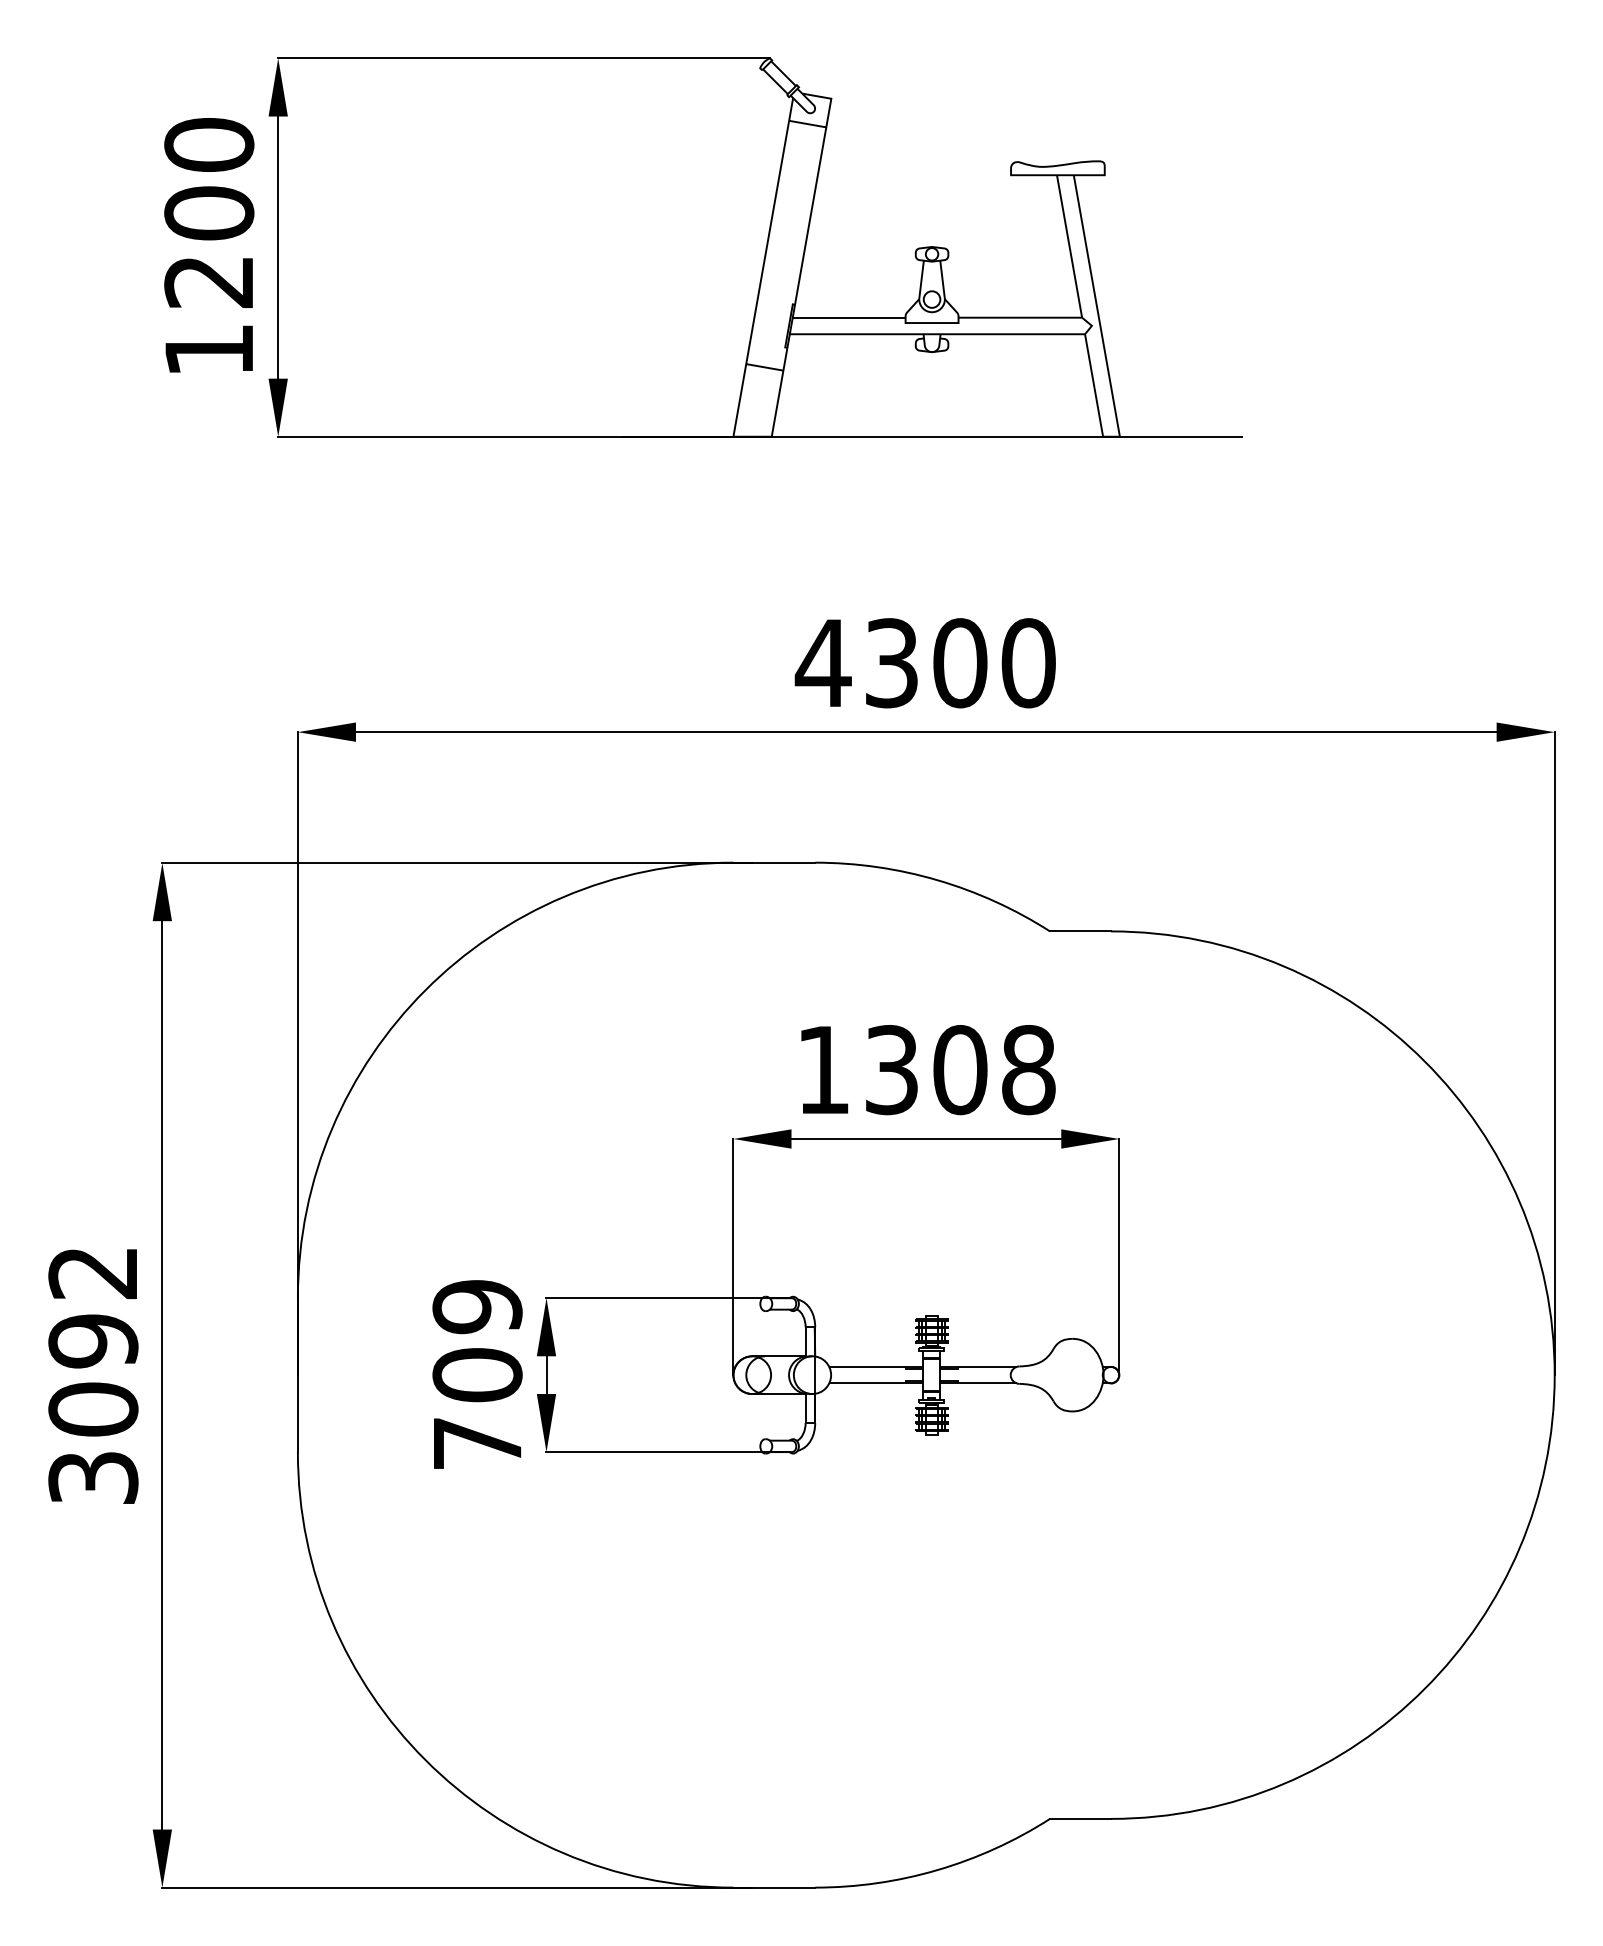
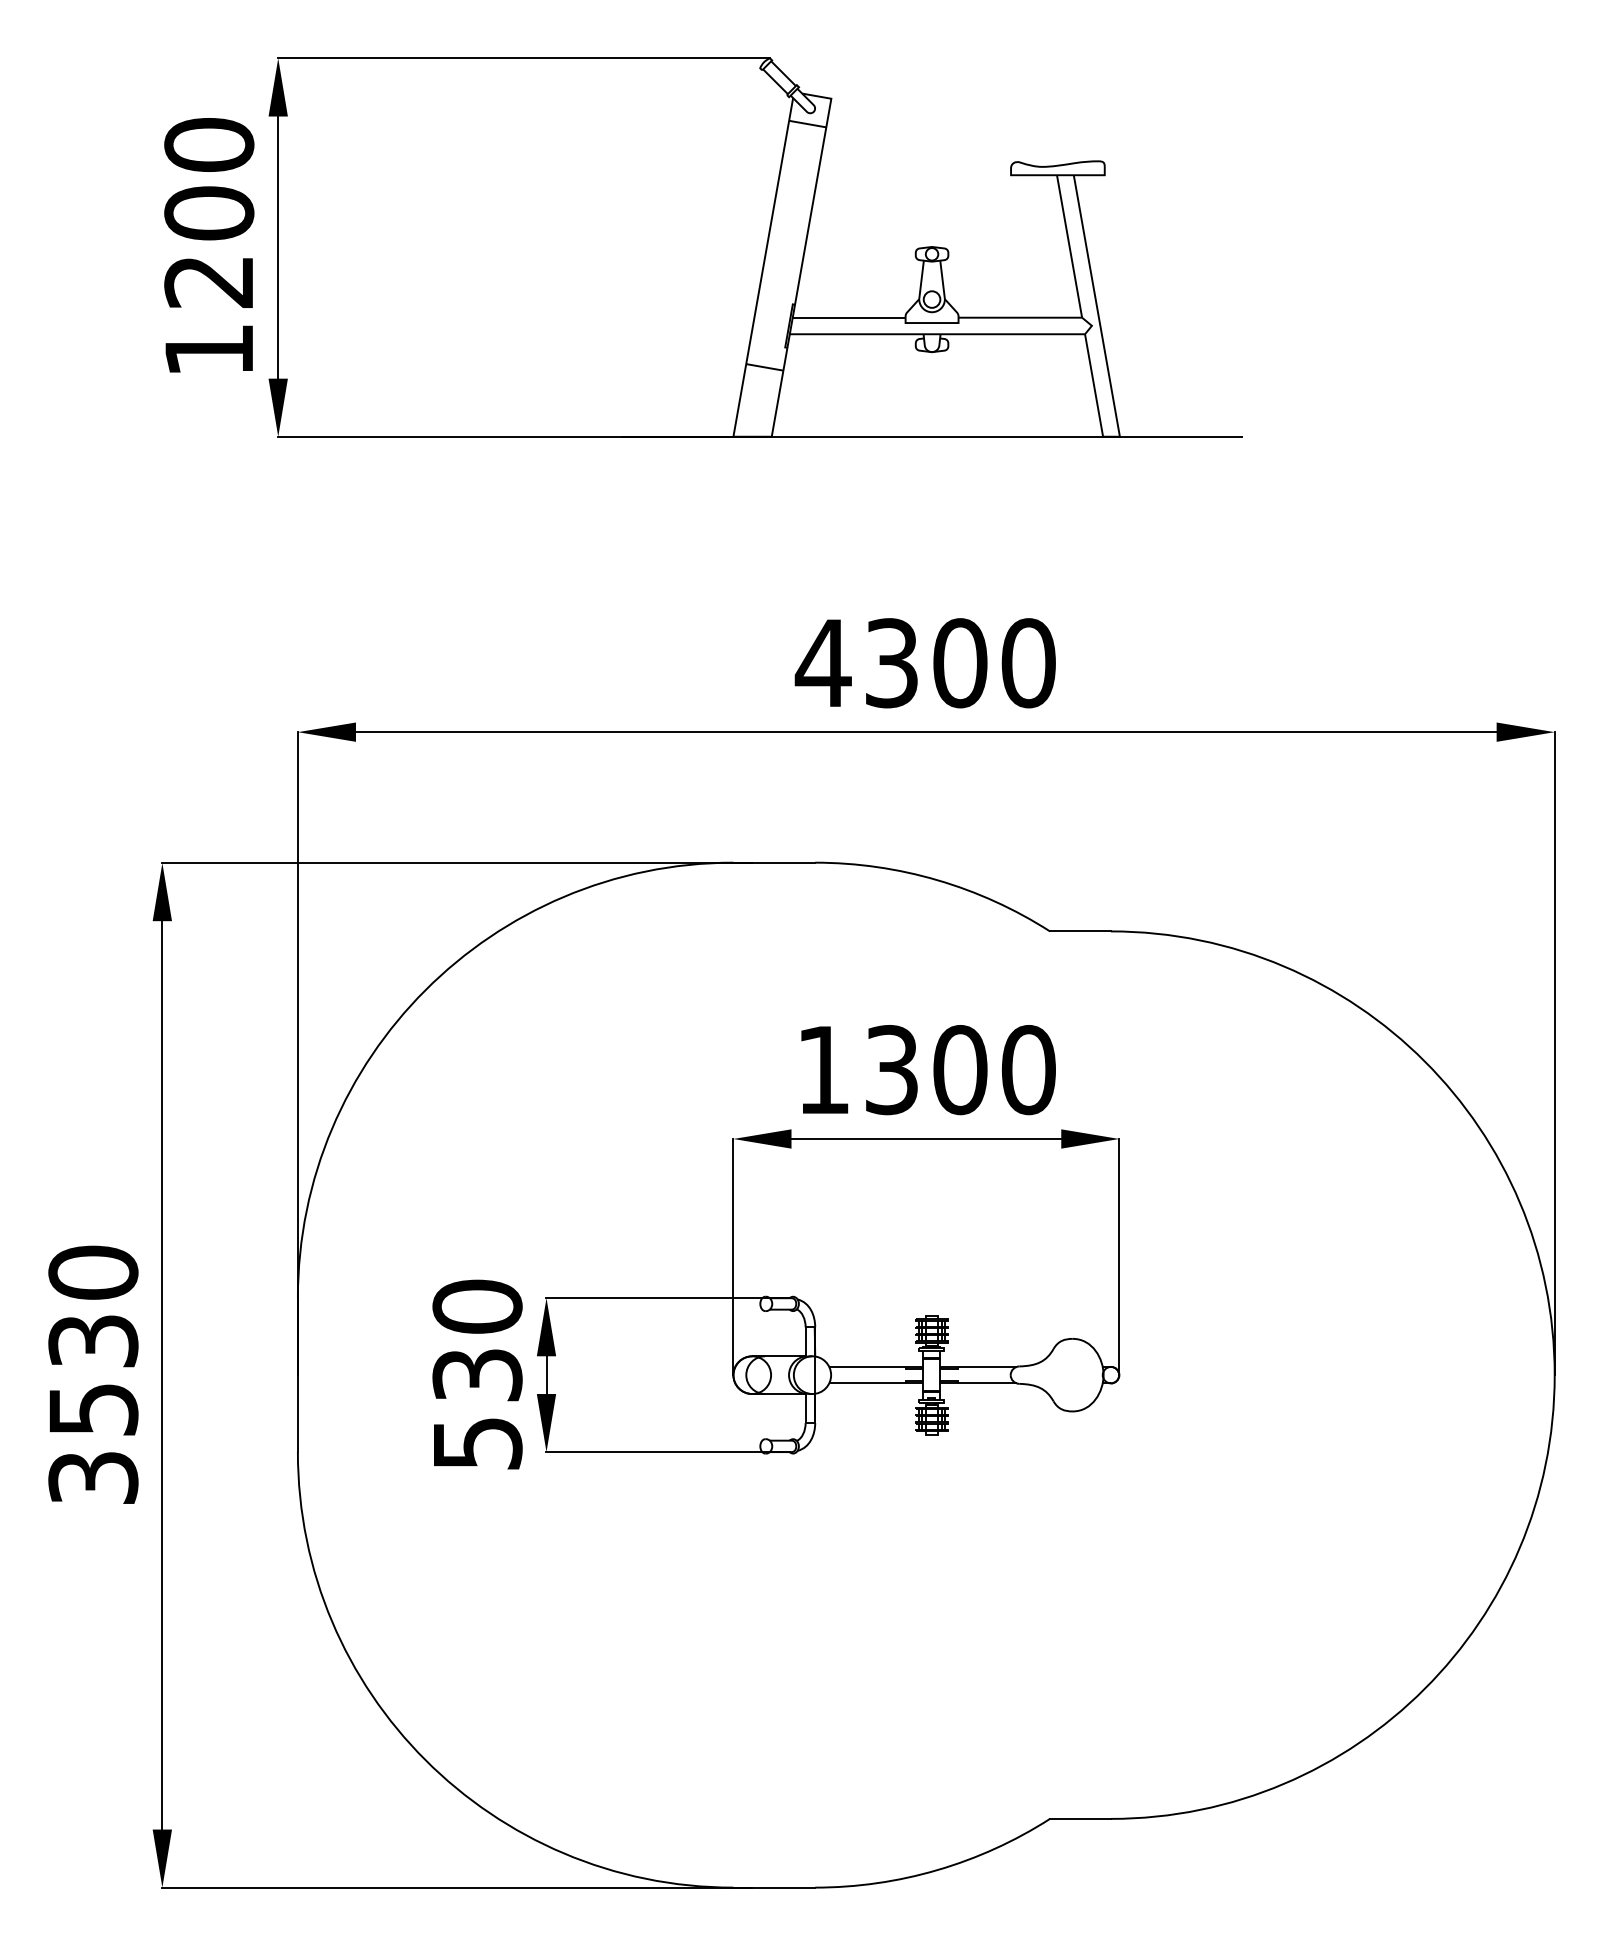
text: 1308 -> 1300 (1028, 1069)
text: 3092 -> 3530 (93, 1340)
text: 709 -> 530 (477, 1374)
